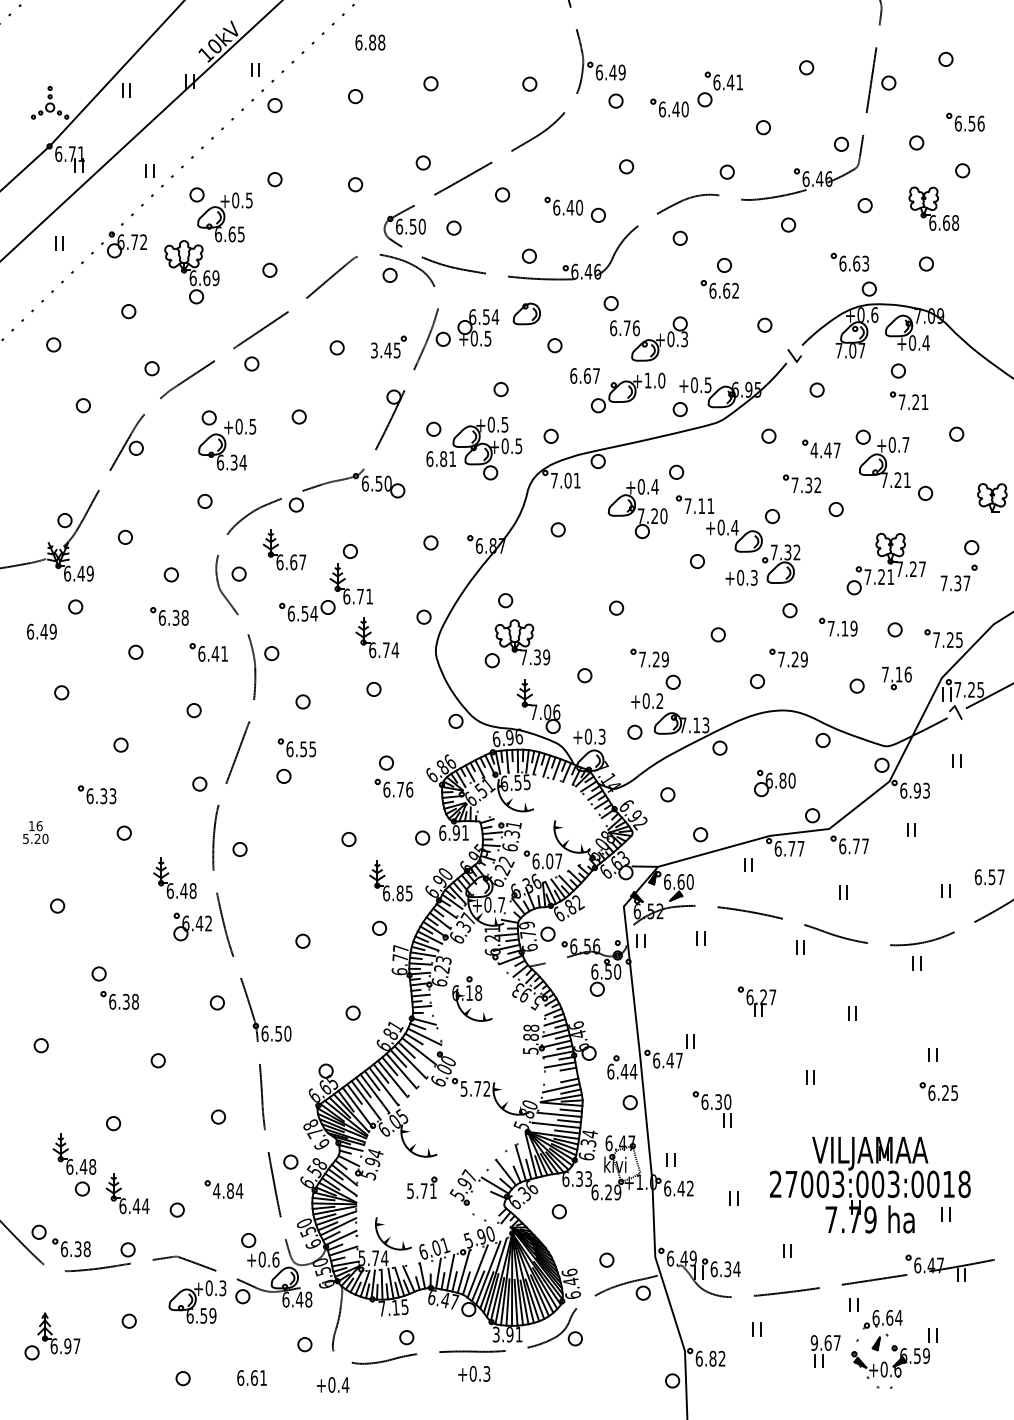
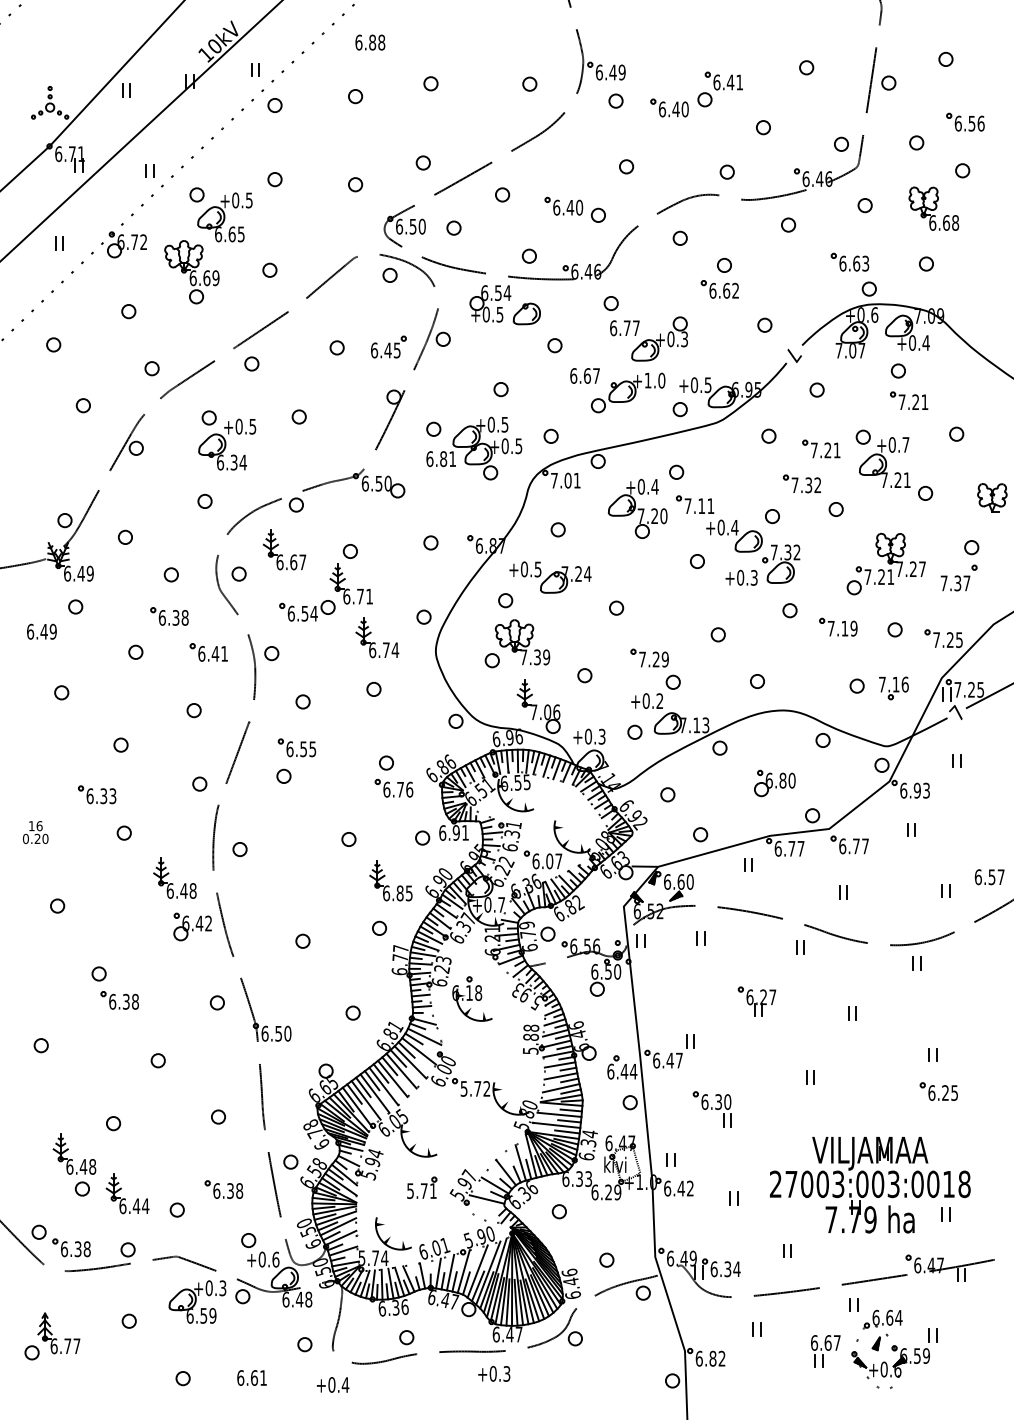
part position: (478, 327) -> (490, 303) (490, 303)
text: 6.76 -> 6.77 (635, 328)
text: 3.45 -> 6.45 (374, 350)
text: 4.47 -> 7.21 (825, 450)
part: none -> present (550, 577)
part: present -> none (788, 657)
part position: (896, 678) -> (893, 688) (893, 688)
text: 5.20 -> 0.20 (25, 838)
line: none -> present (560, 1076)
text: 4.84 -> 6.38 (228, 1190)
line: none -> present (486, 1199)
text: 7.15 -> 6.36 (393, 1307)
text: 3.91 -> 6.47 (507, 1334)
text: 9.67 -> 6.67 (814, 1342)
text: 6.97 -> 6.77 (67, 1346)
text position: (474, 1373) -> (494, 1373) (494, 1373)
